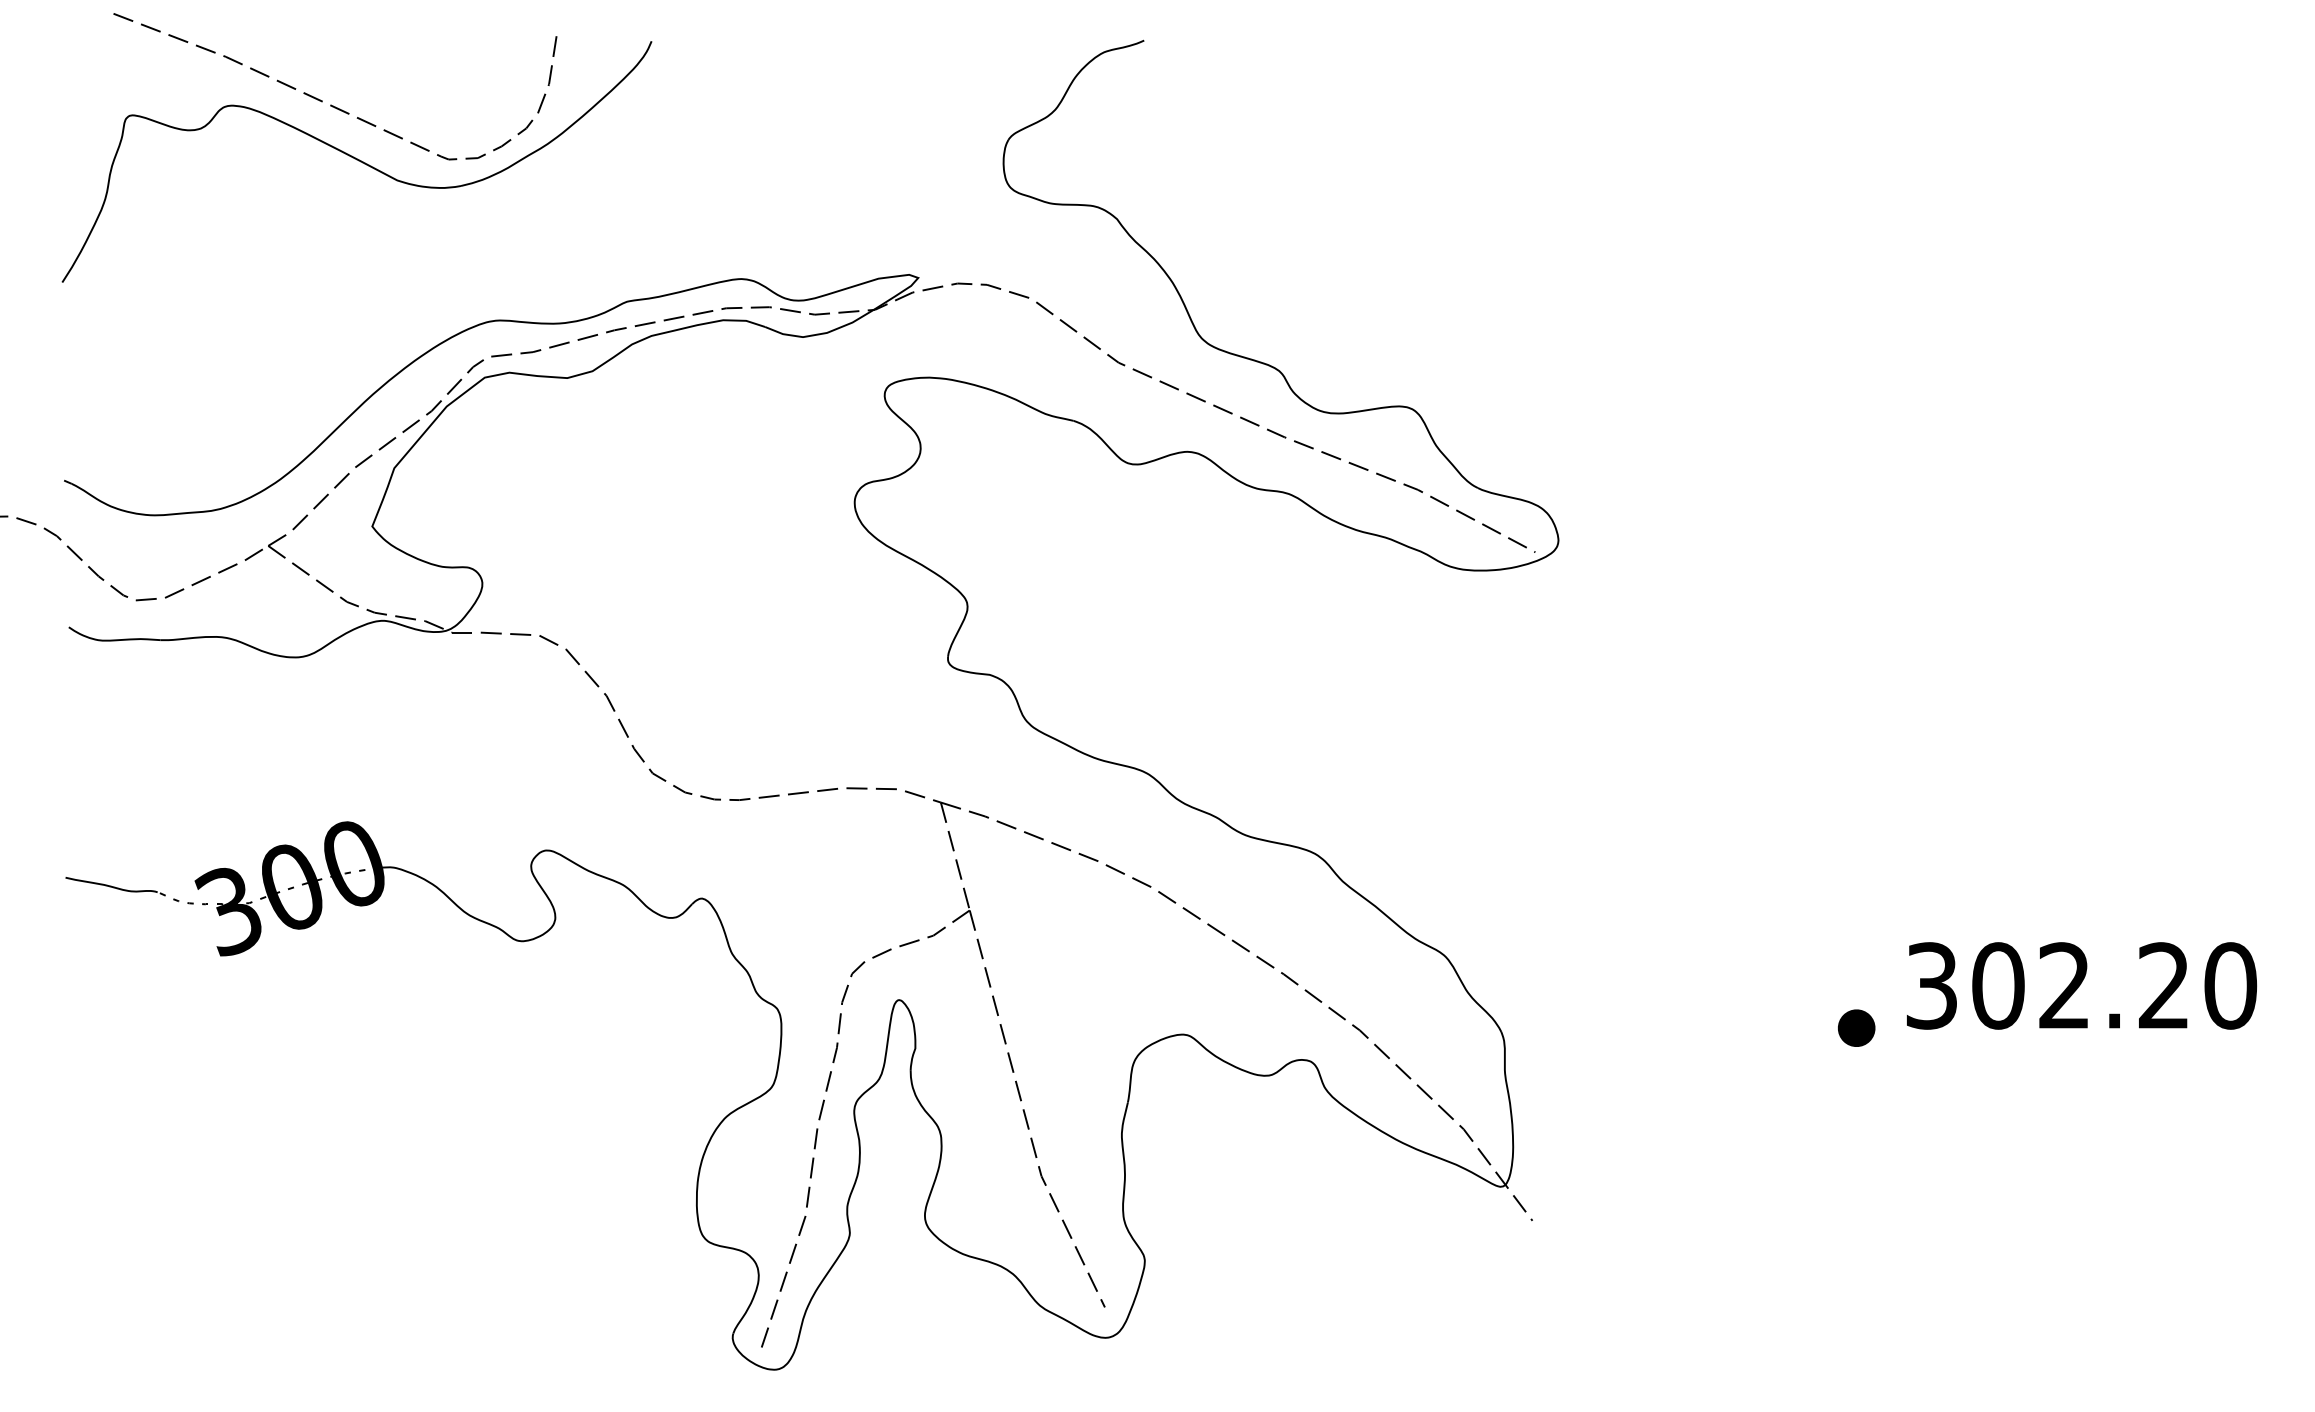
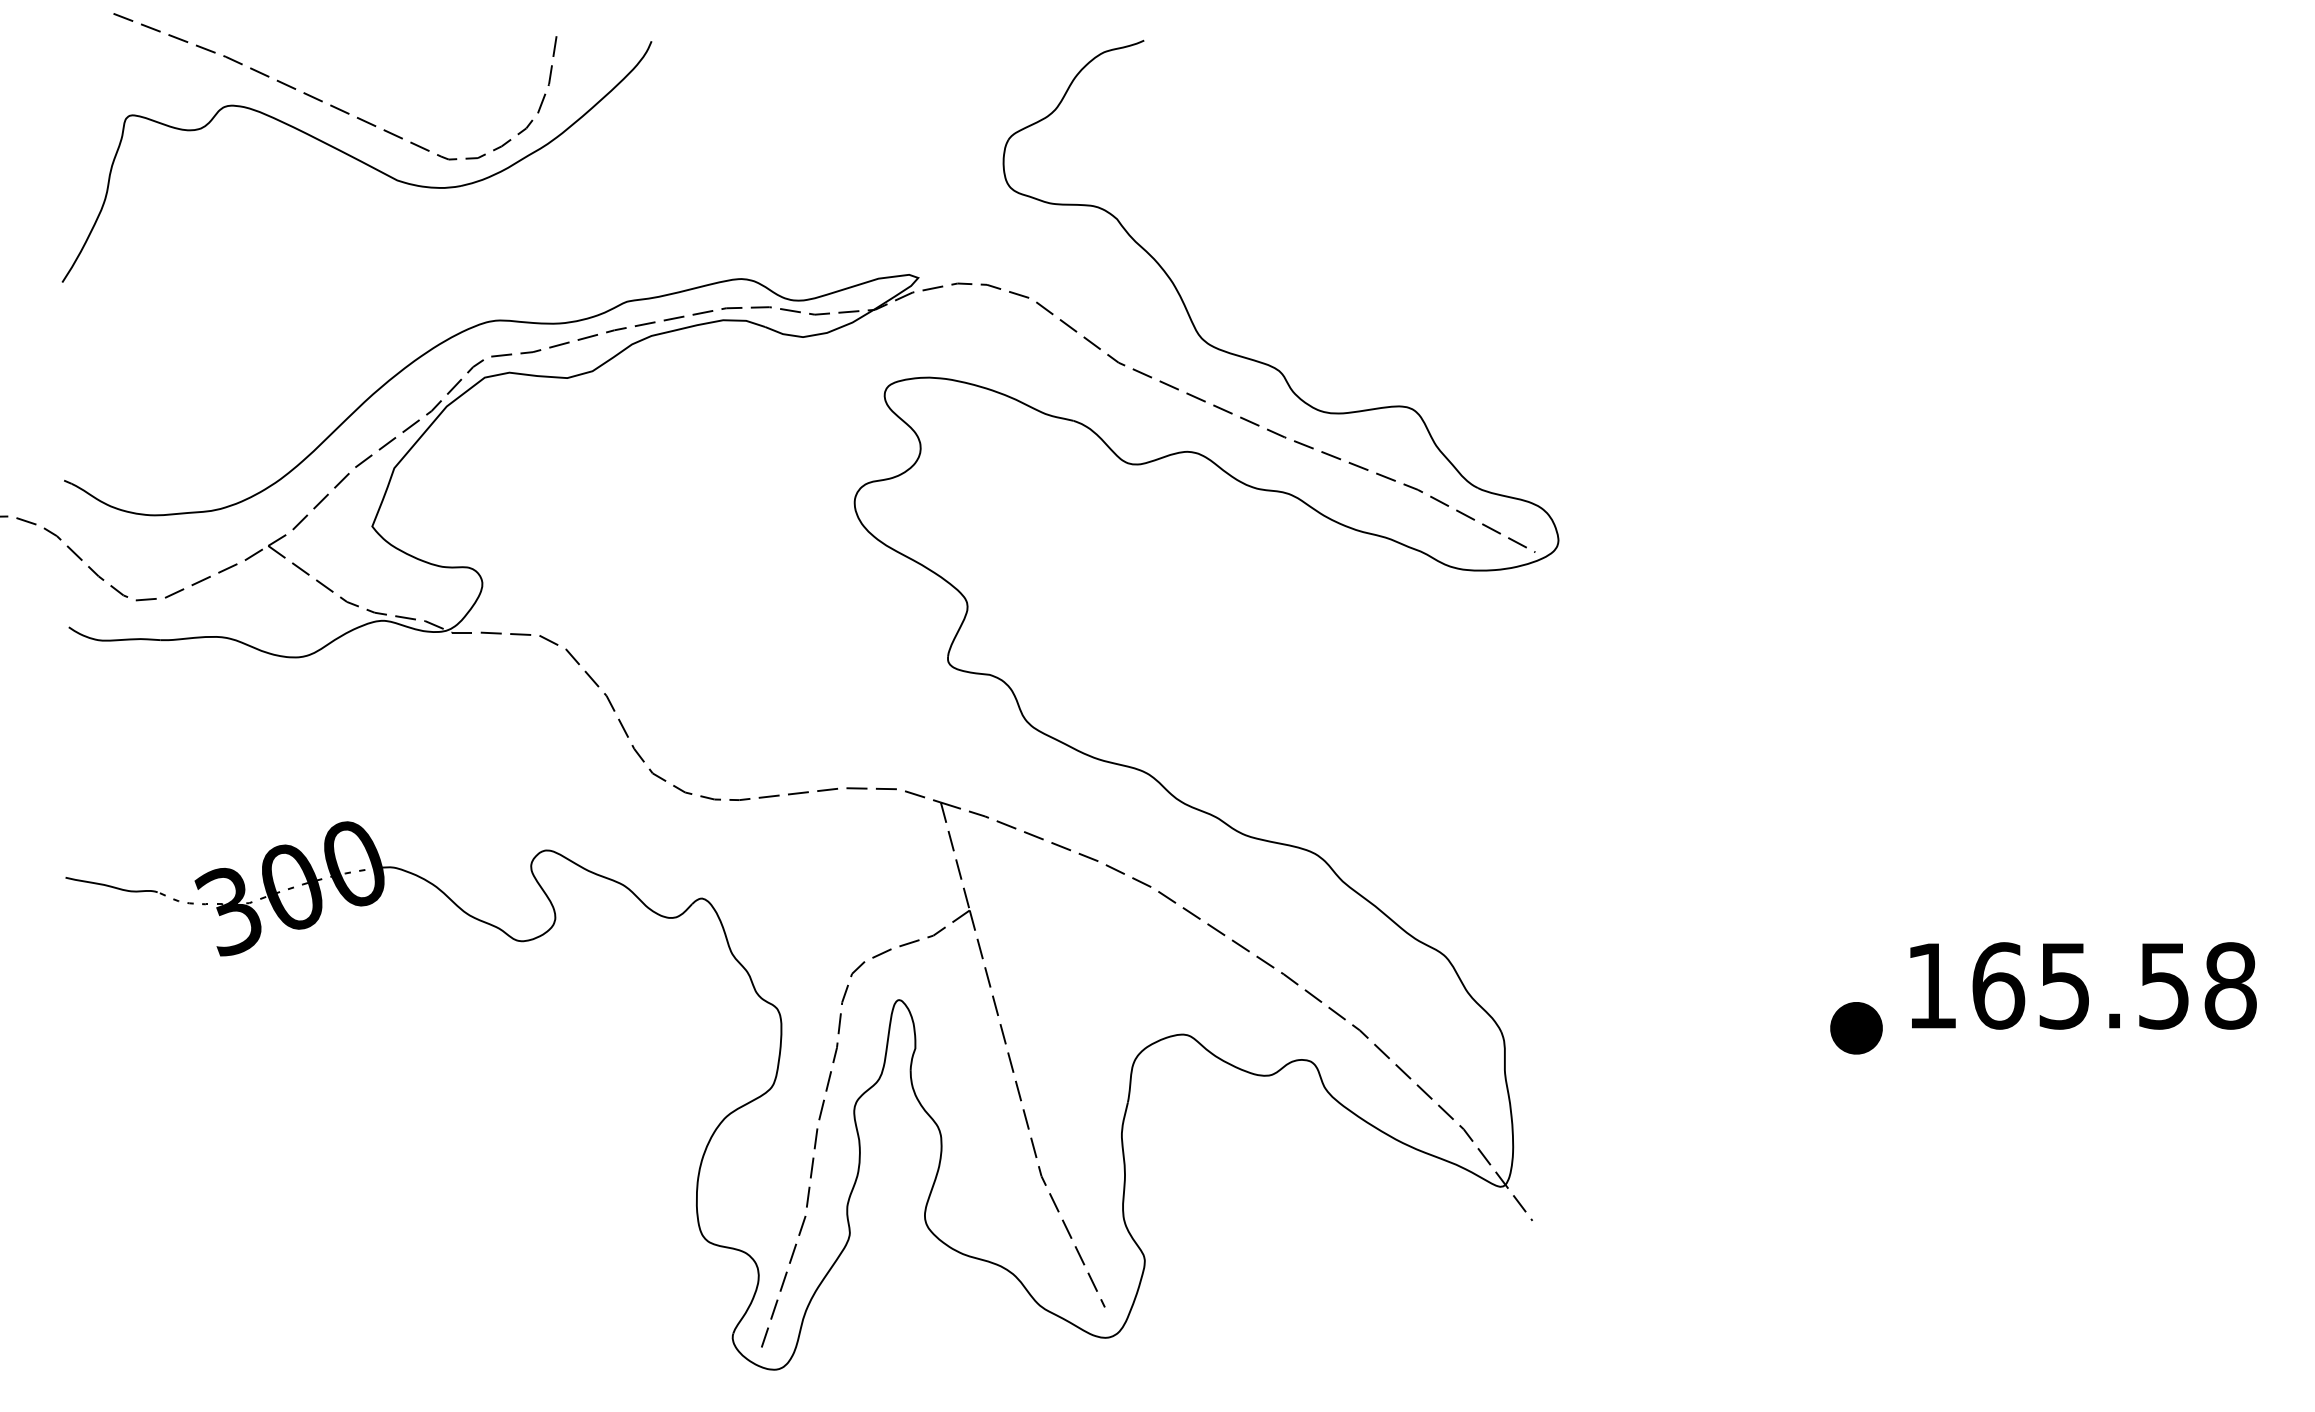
text: 302.20 -> 165.58 (2081, 985)
part size: 38x38 px -> 53x53 px (1856, 1028)
